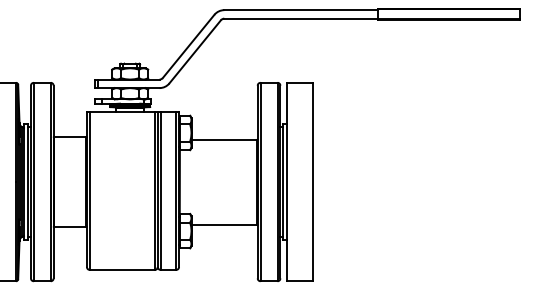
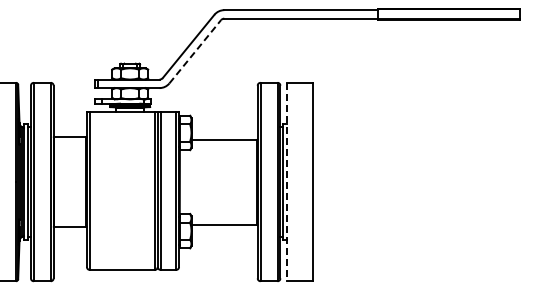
line: solid -> dashed (195, 51)
line: solid -> dashed (287, 182)
